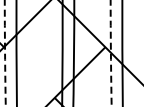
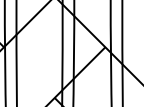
arc: dashed -> solid (5, 53)
arc: dashed -> solid (110, 53)
